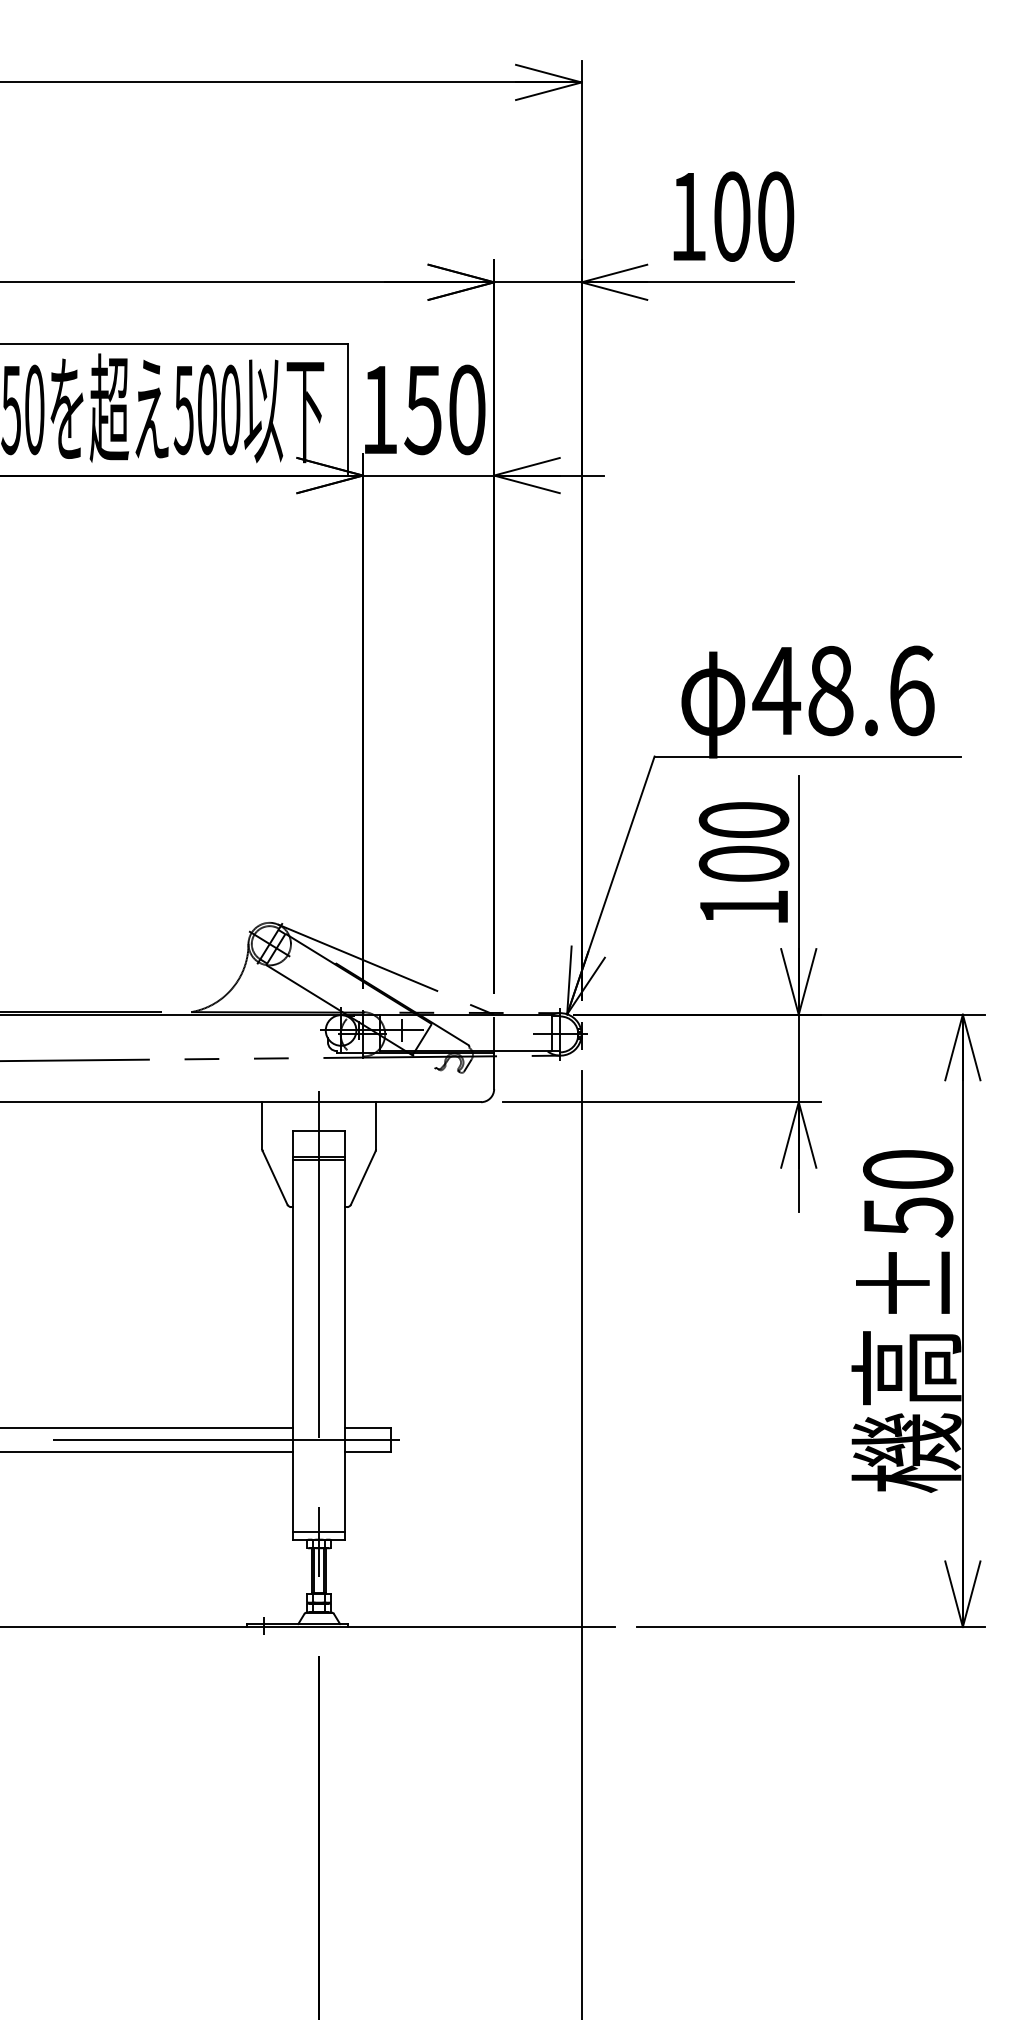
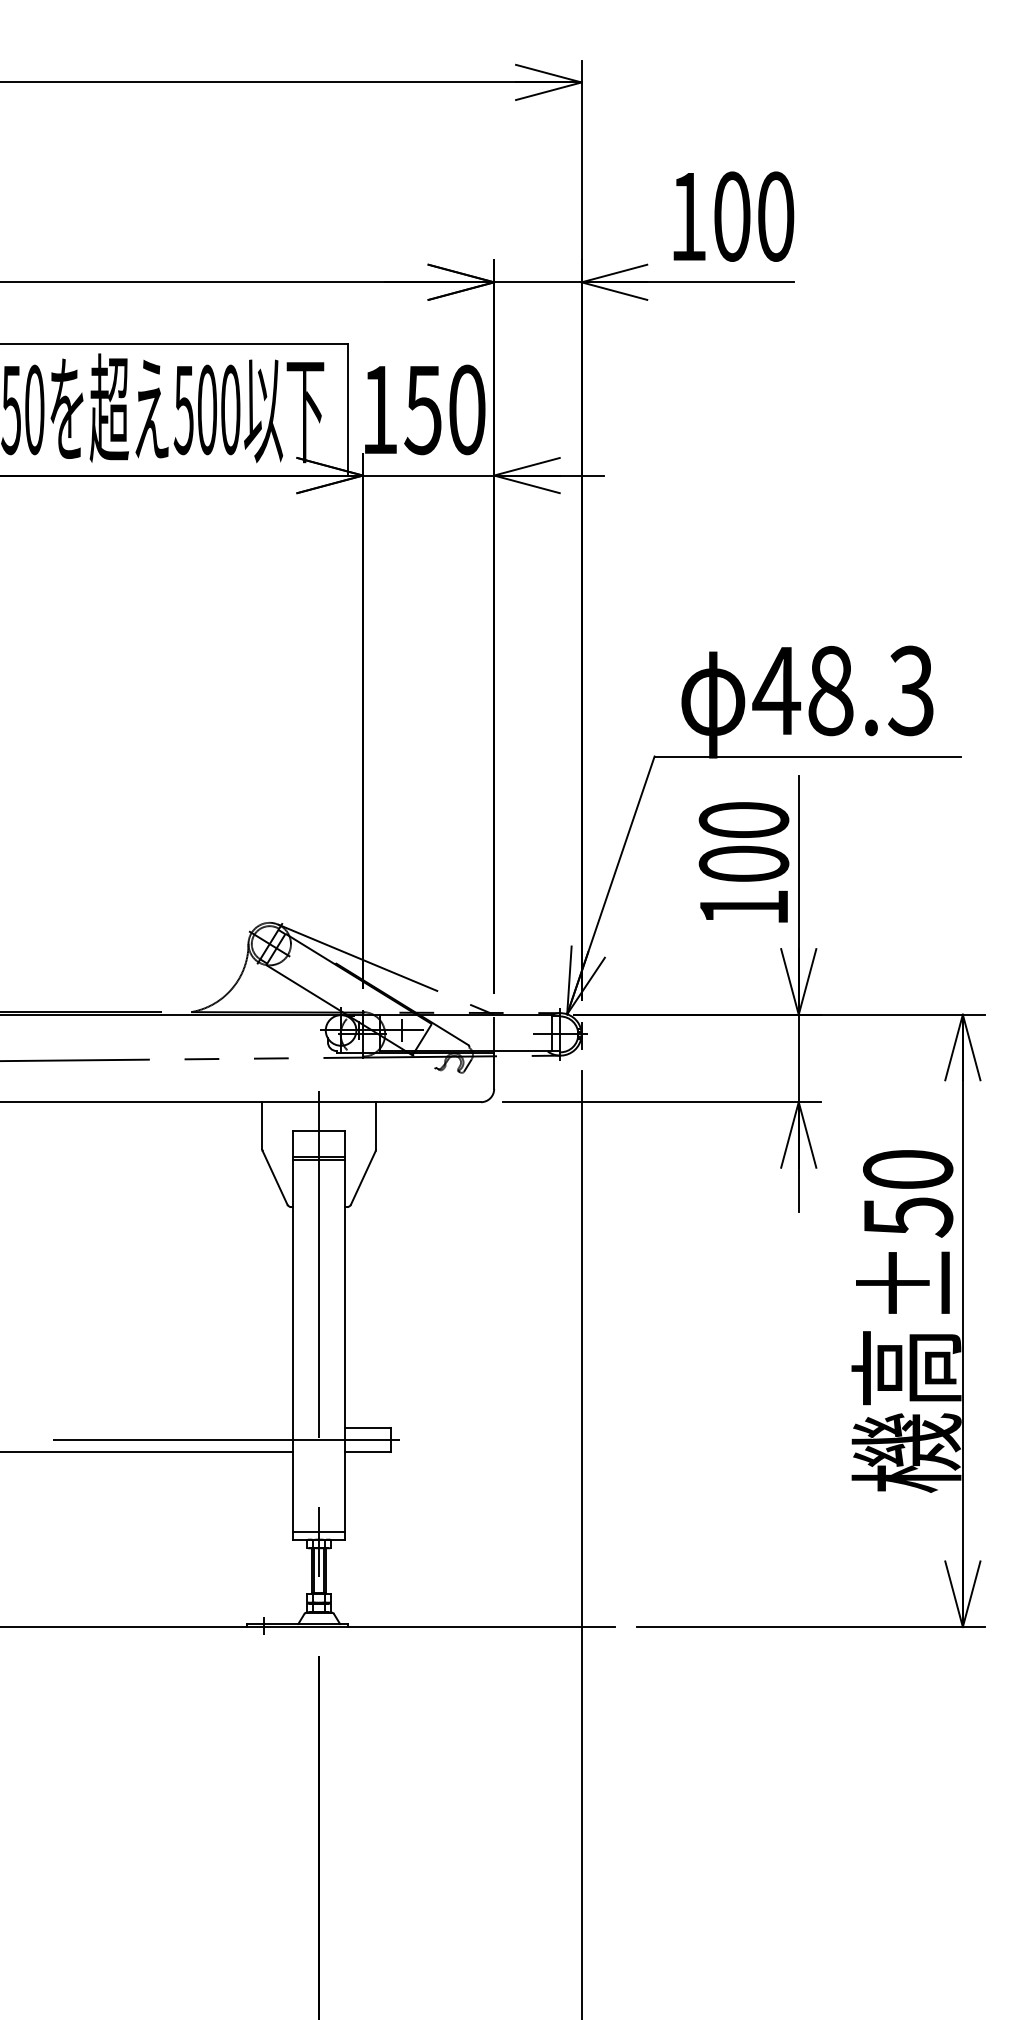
text: 48.6 -> 48.3 (911, 690)
line: present -> none (147, 1428)
